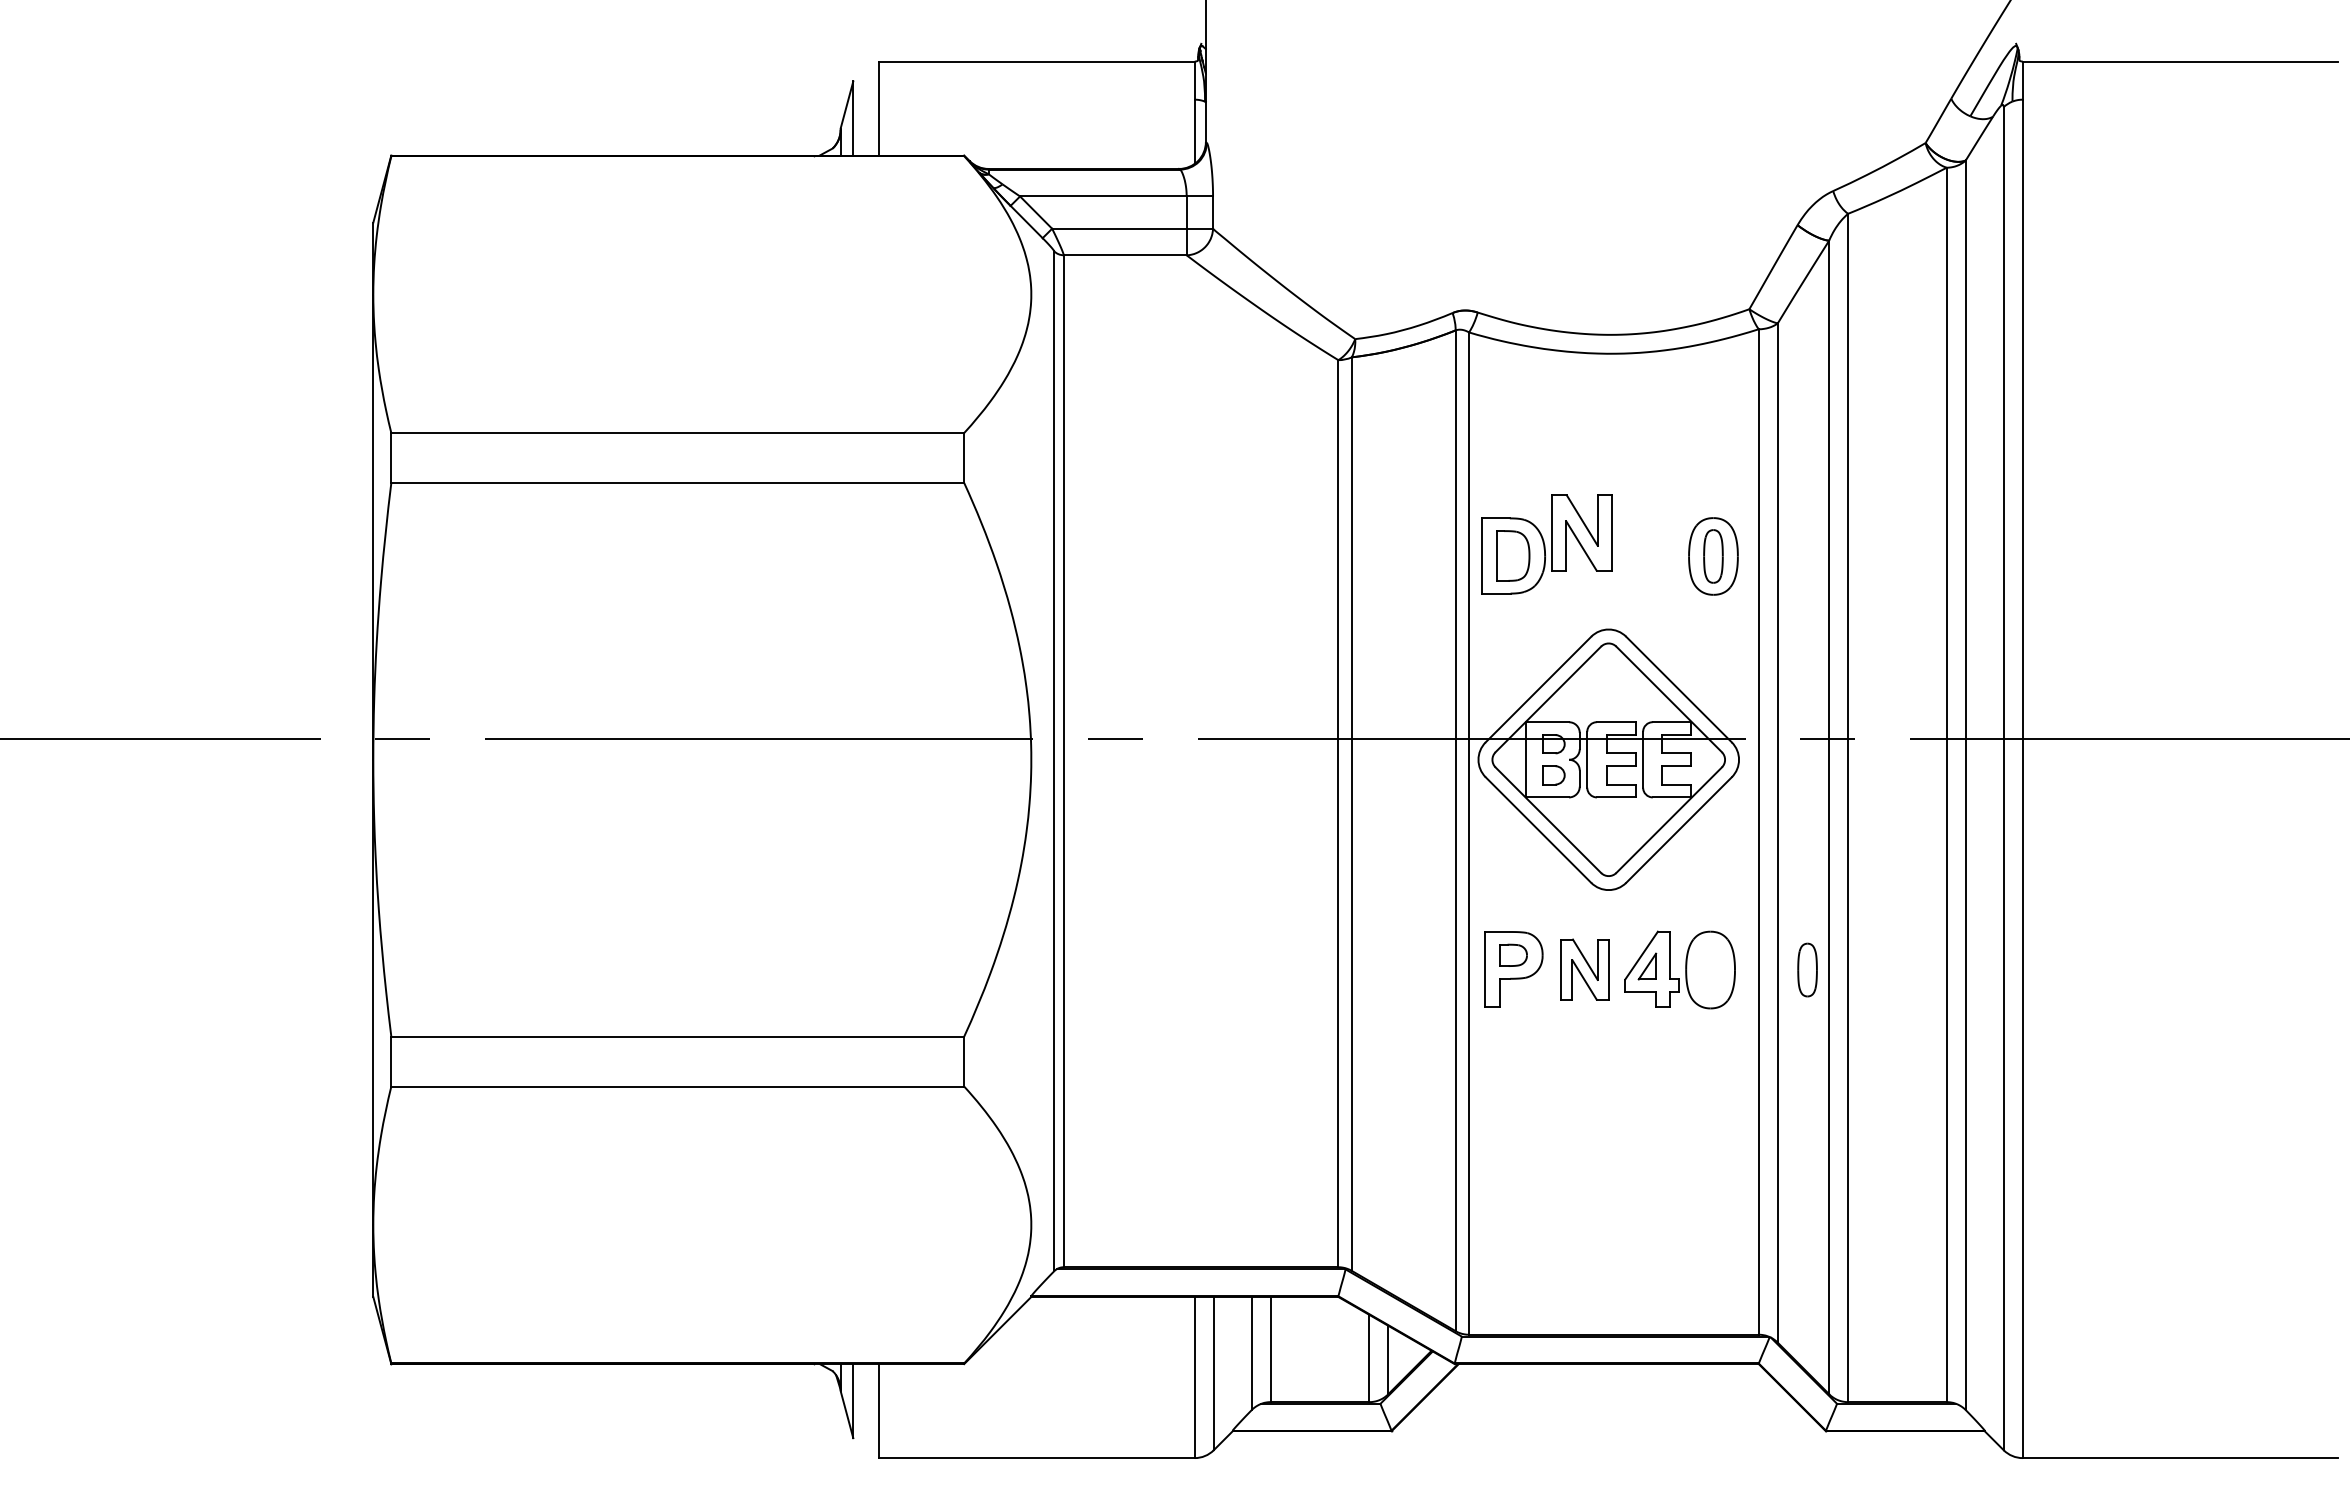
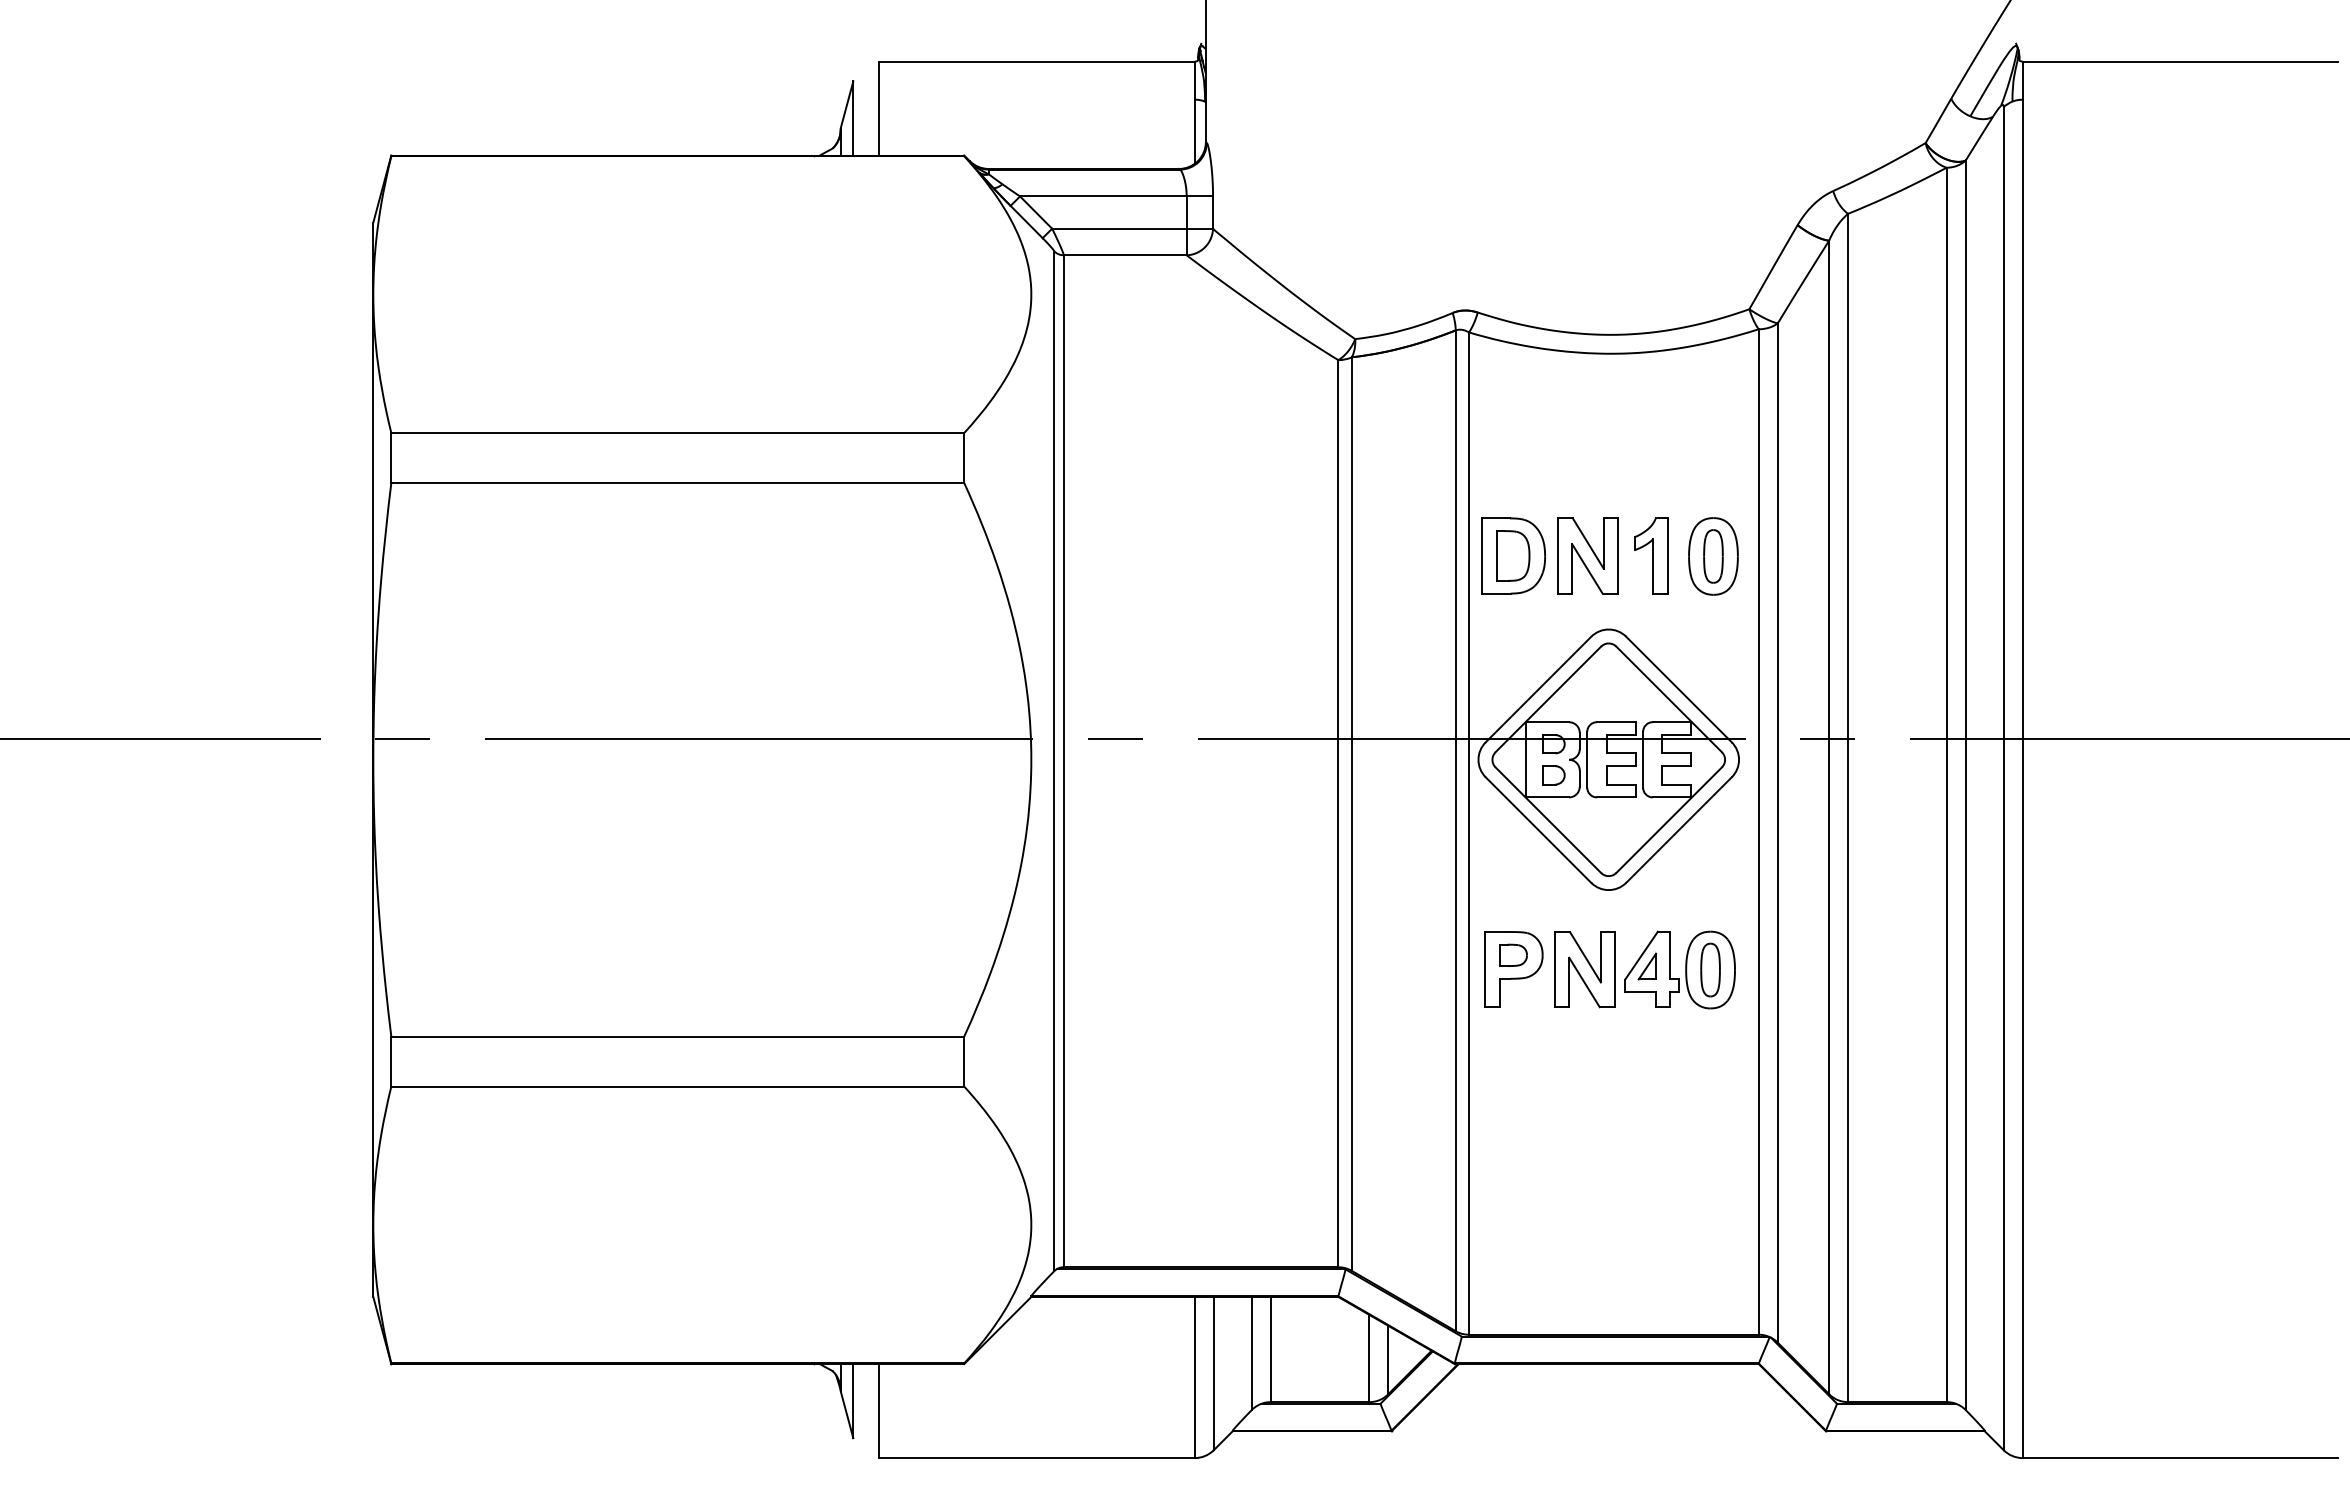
part position: (1581, 532) -> (1587, 555) (1587, 555)
part: none -> present (1651, 555)
part size: 50x63 px -> 62x78 px (1584, 969)
part position: (1807, 969) -> (1710, 969) (1710, 969)
